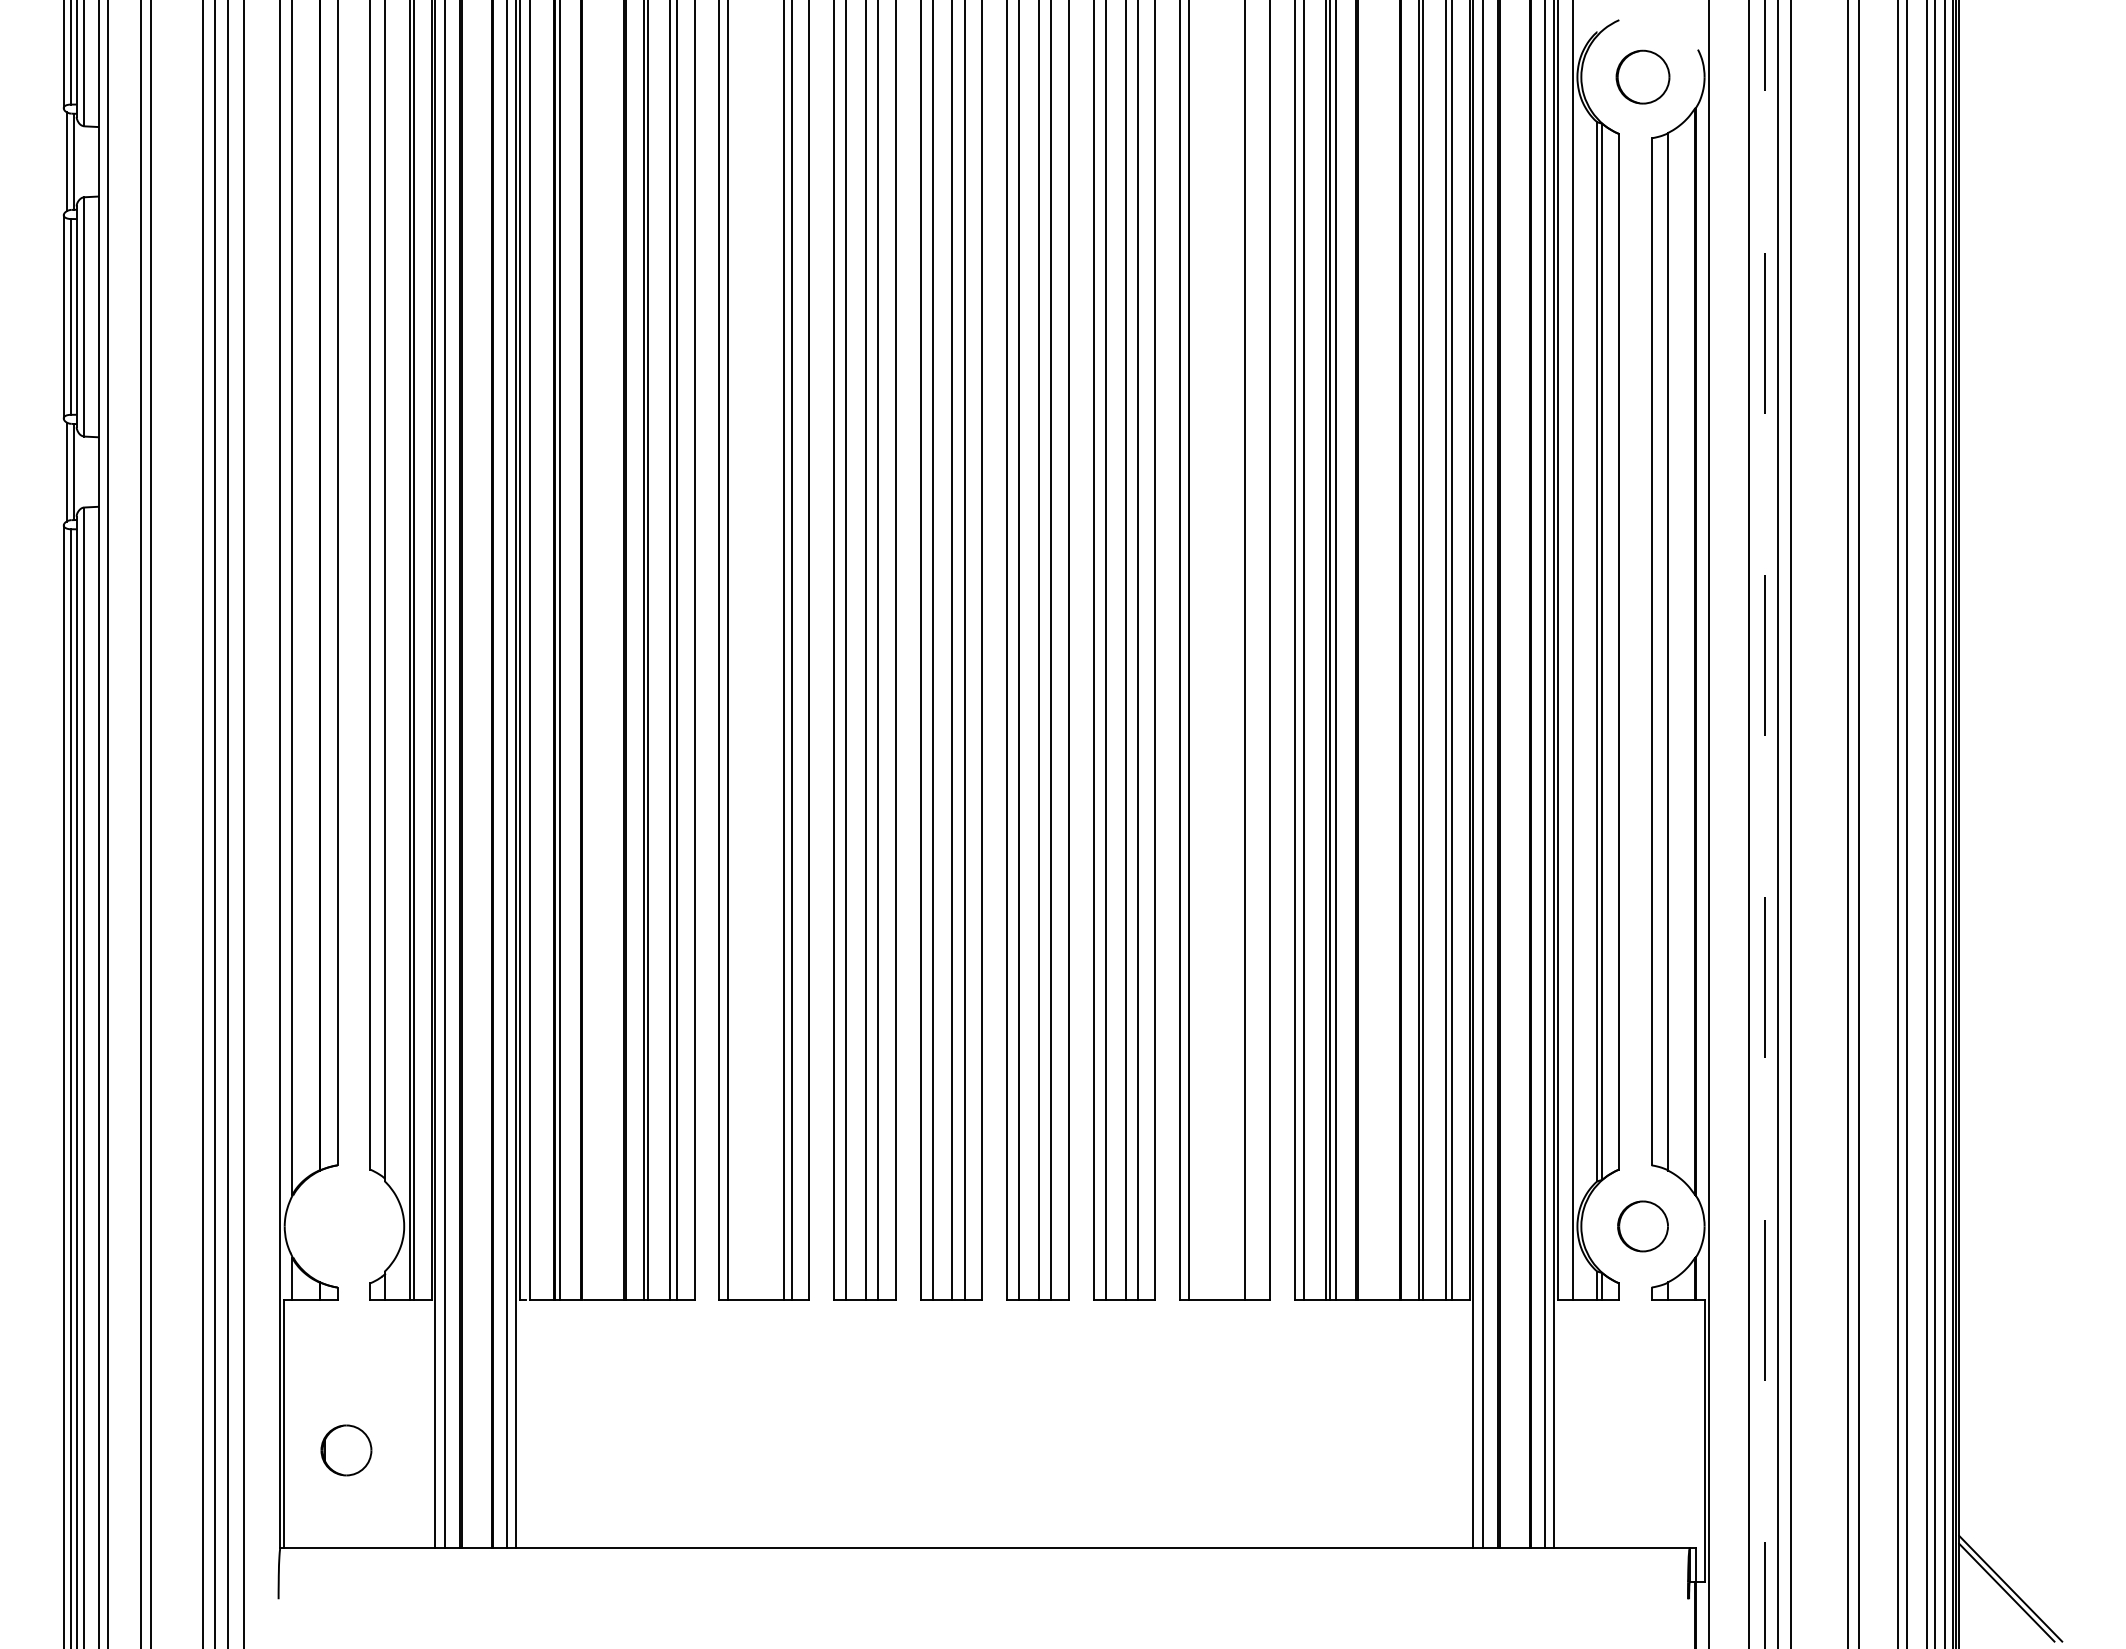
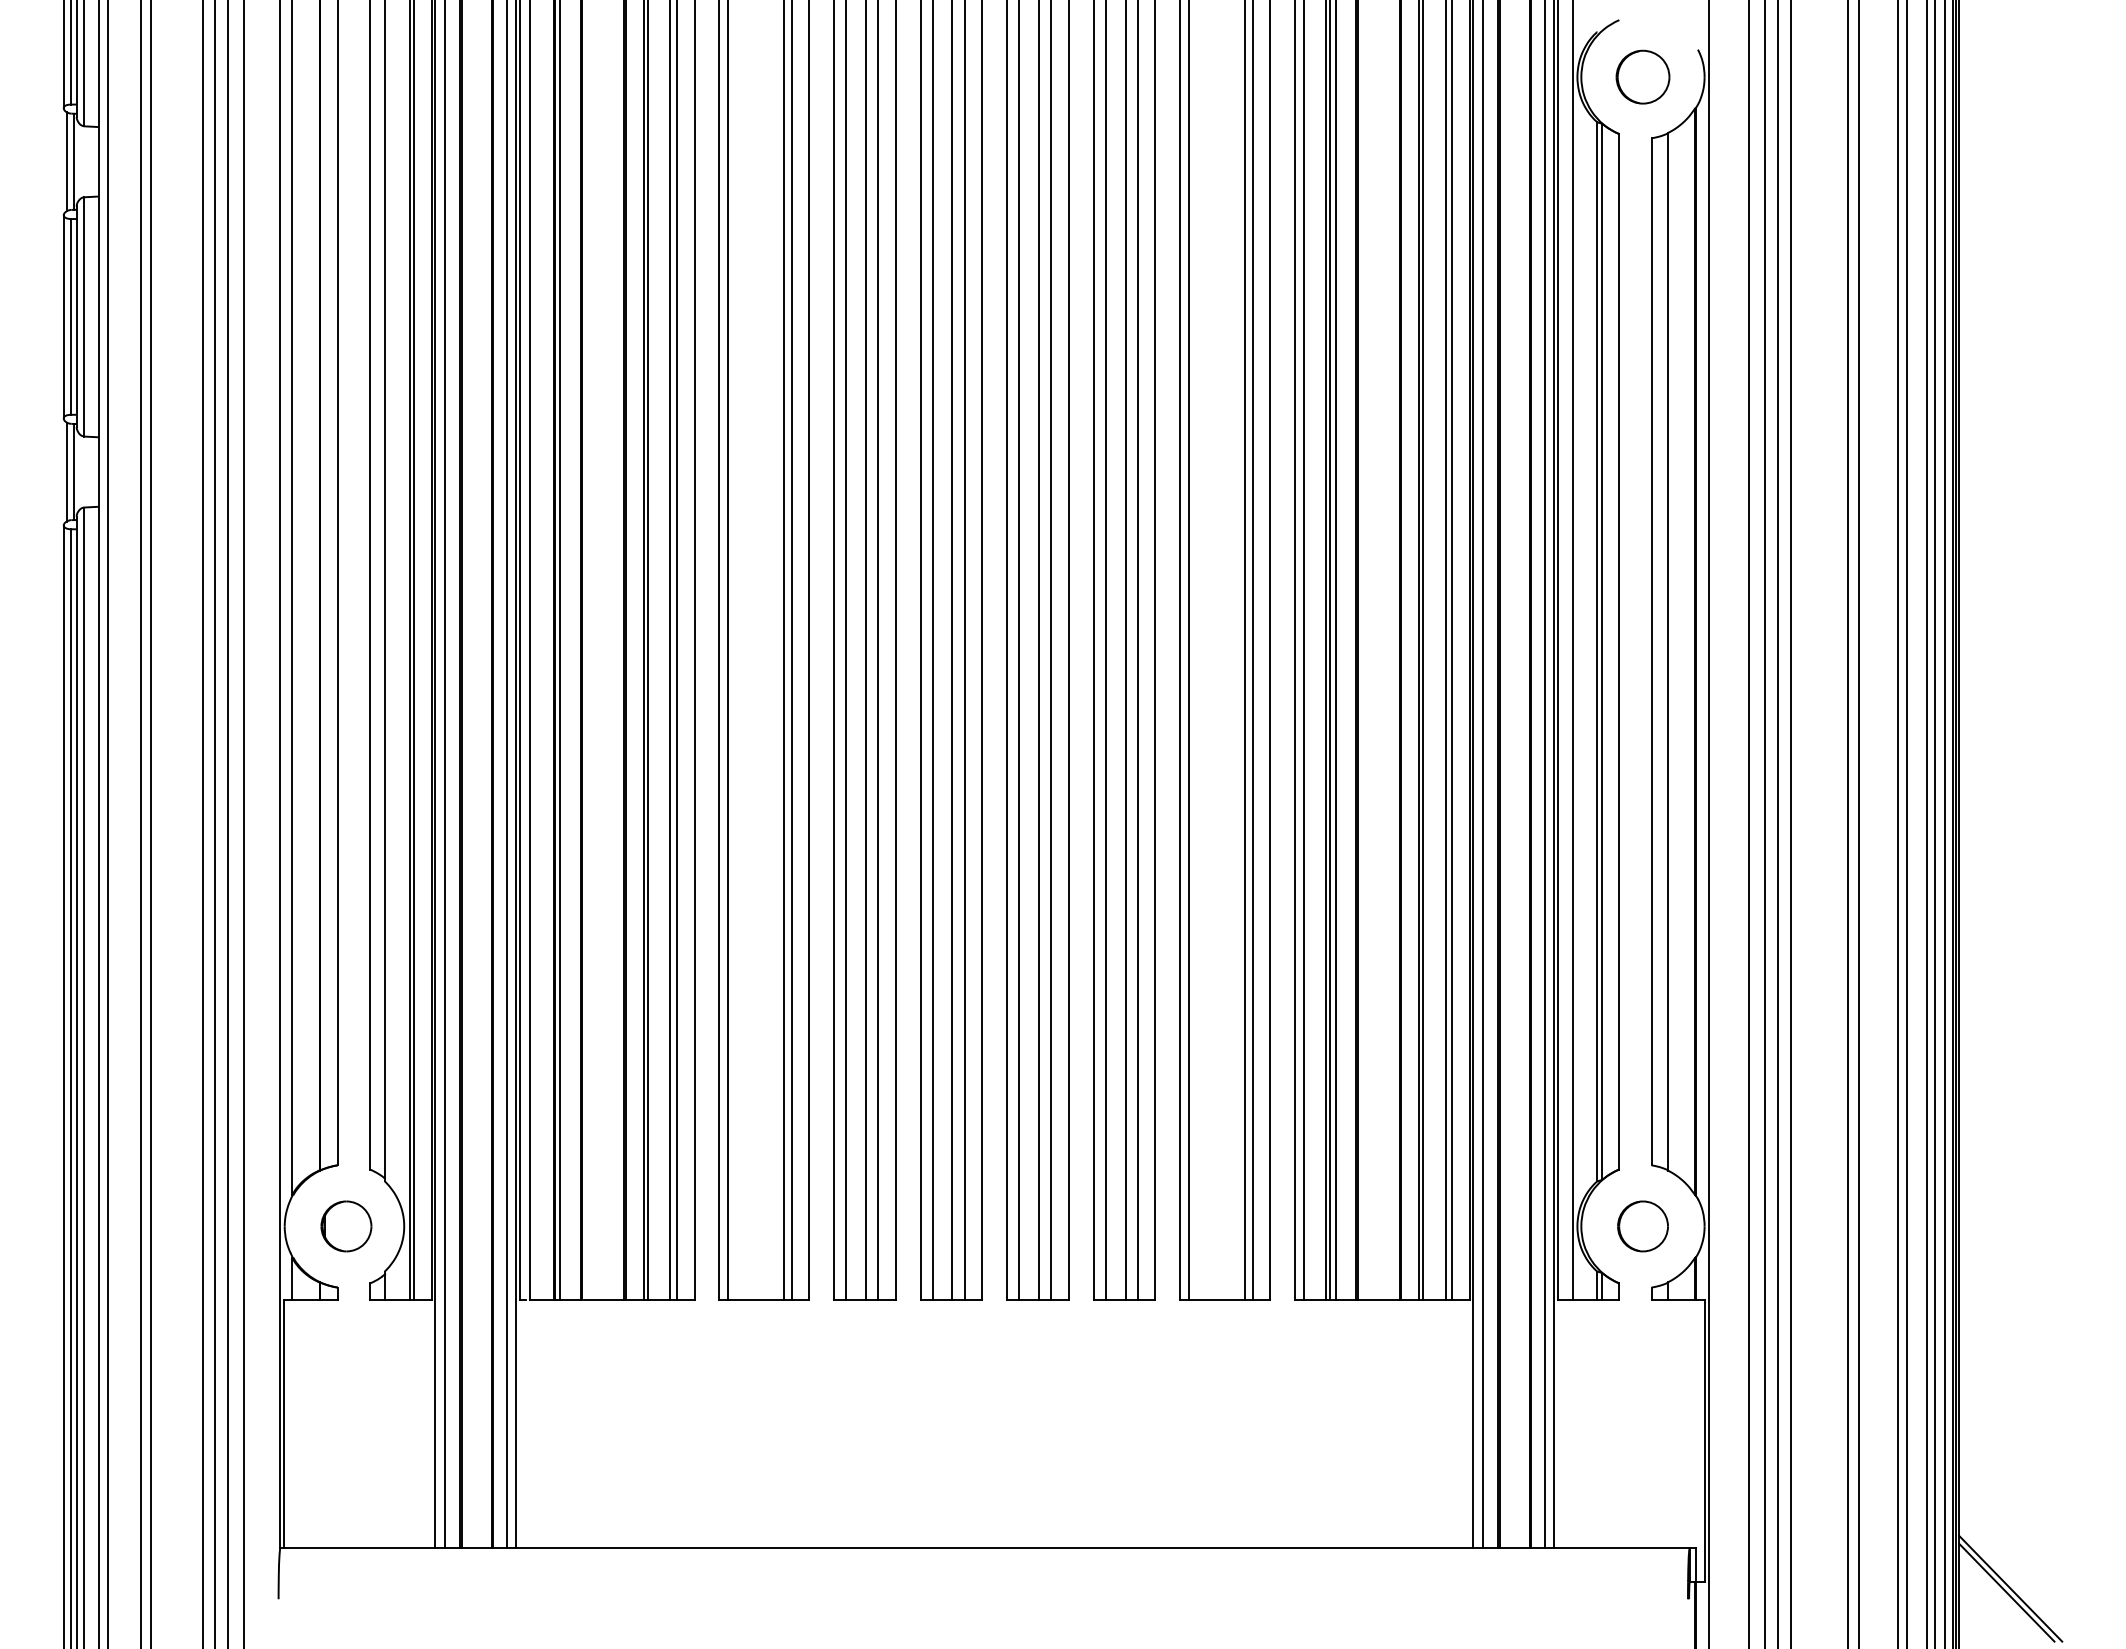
line: none -> present (1252, 651)
line: dashed -> solid (1764, 824)
part position: (346, 1450) -> (346, 1226) (346, 1226)
